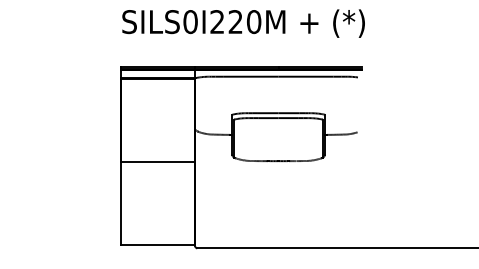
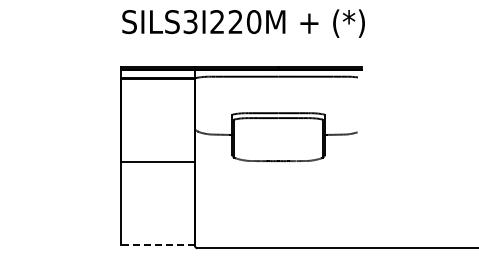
text: SILS0I220M -> SILS3I220M (190, 22)
line: solid -> dashed (158, 244)
